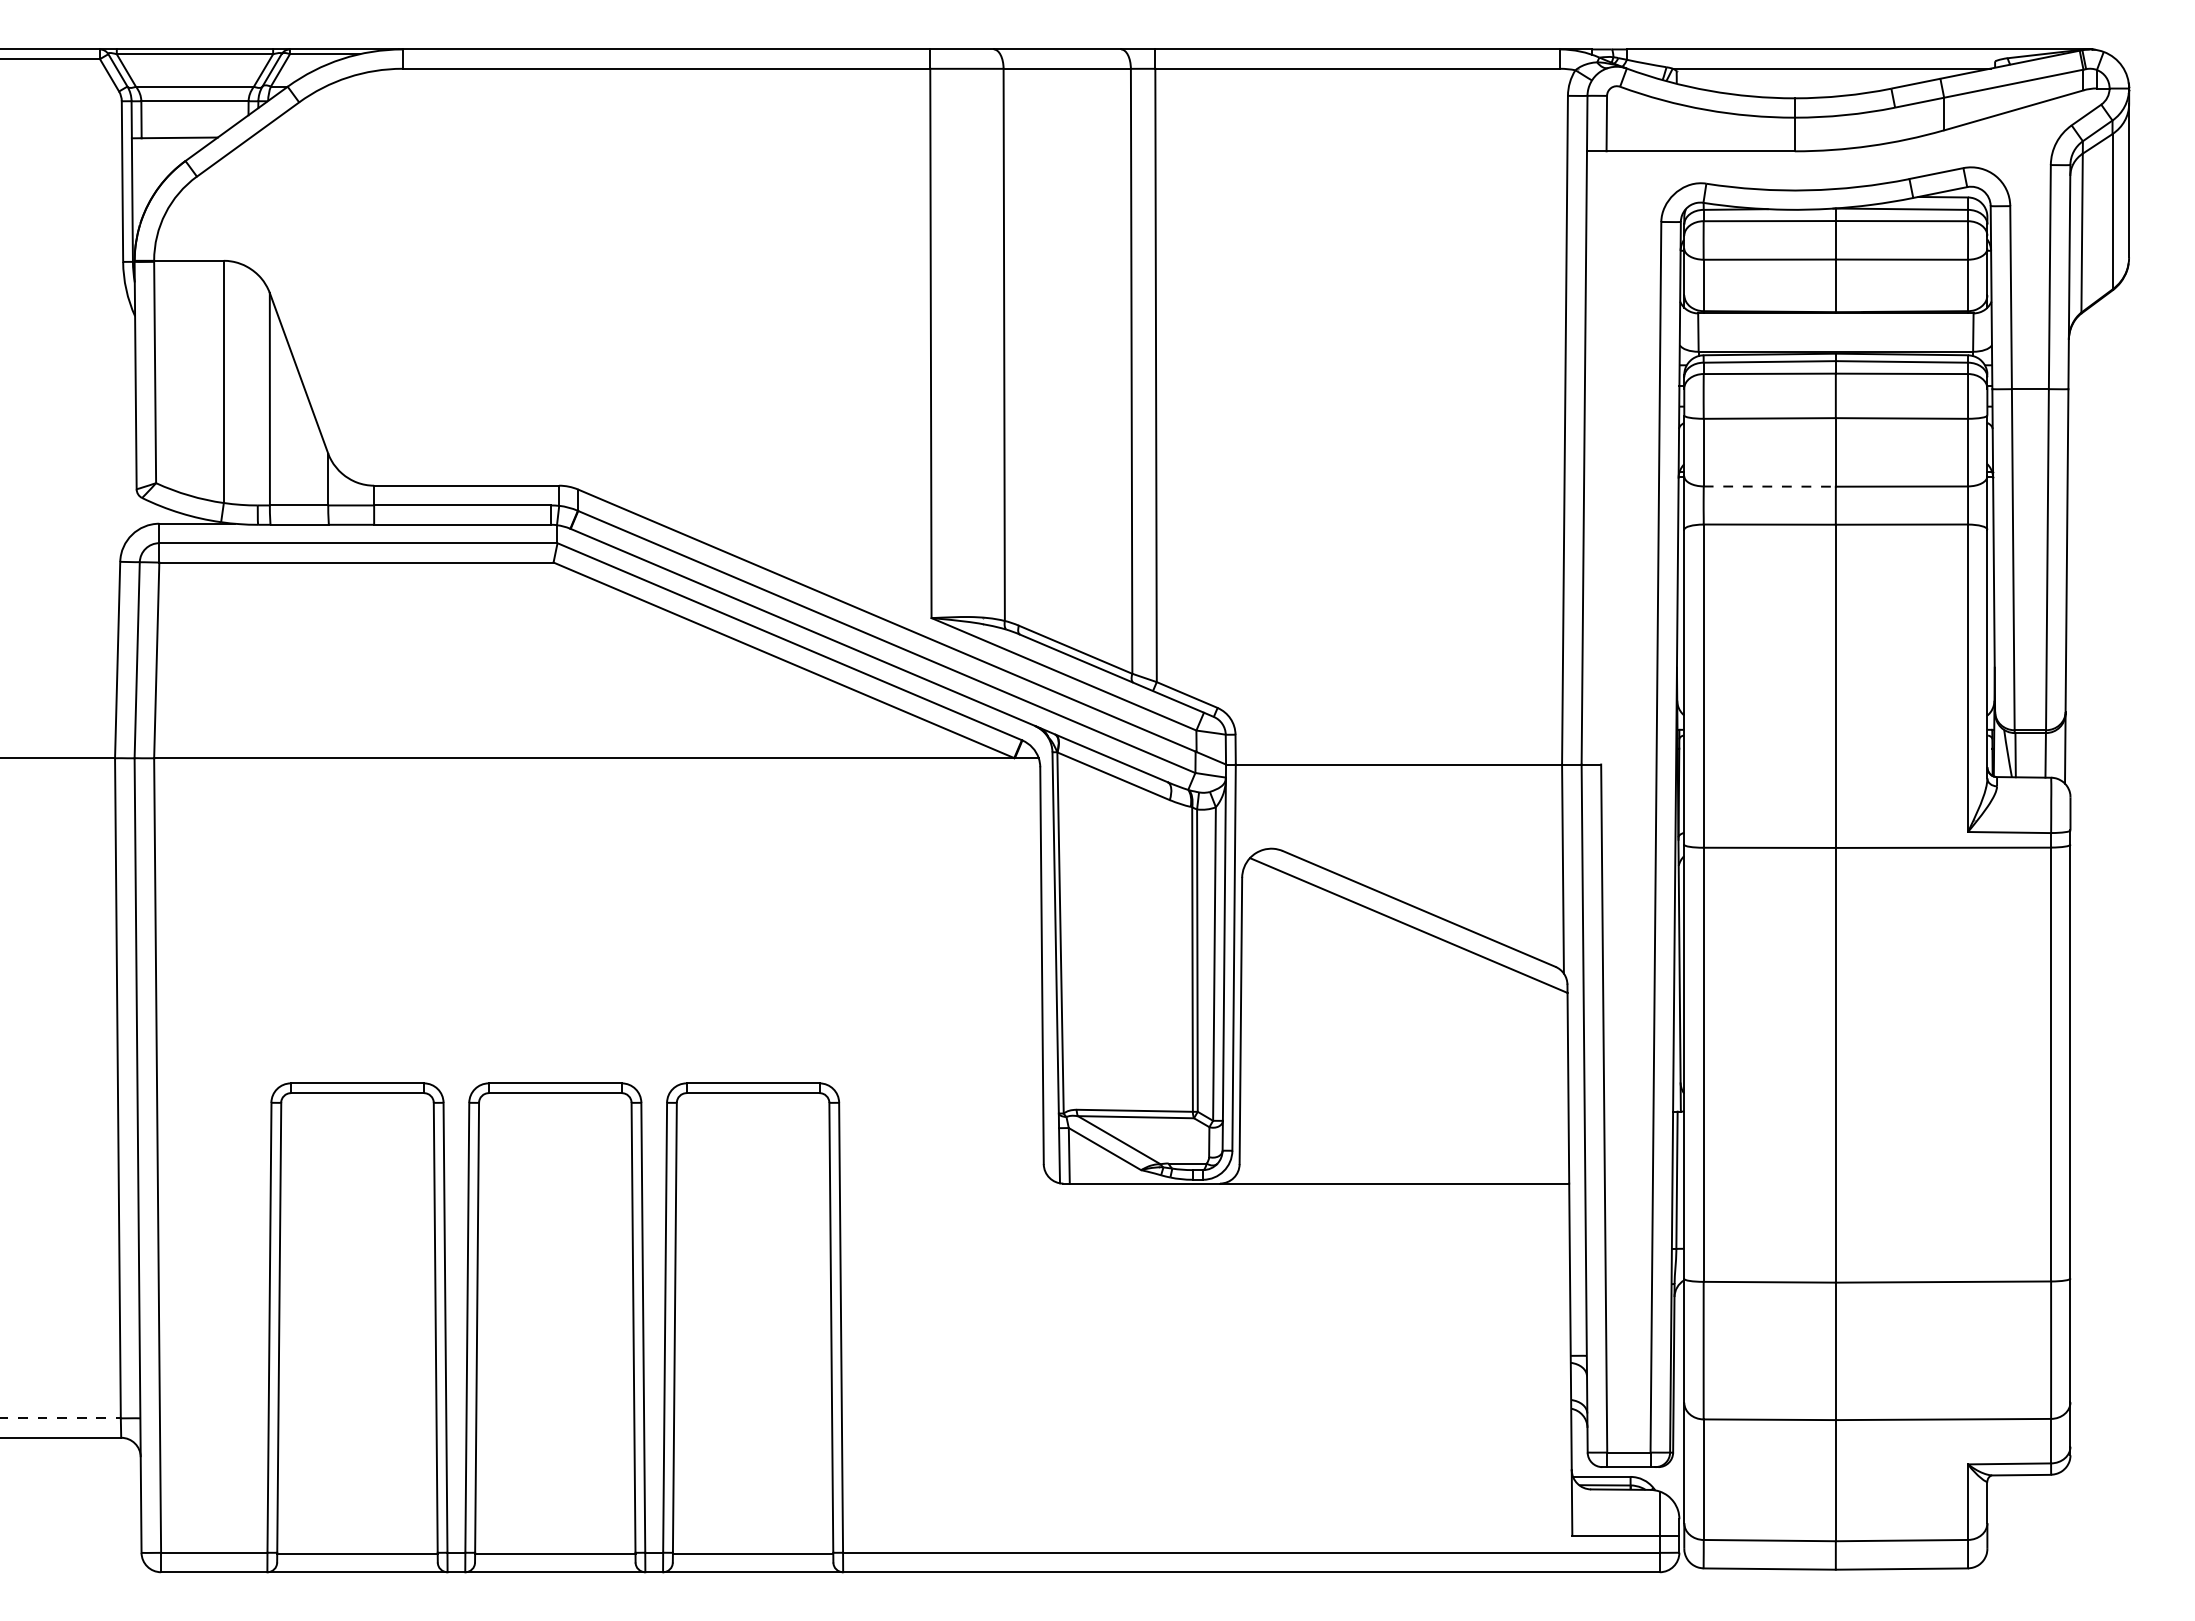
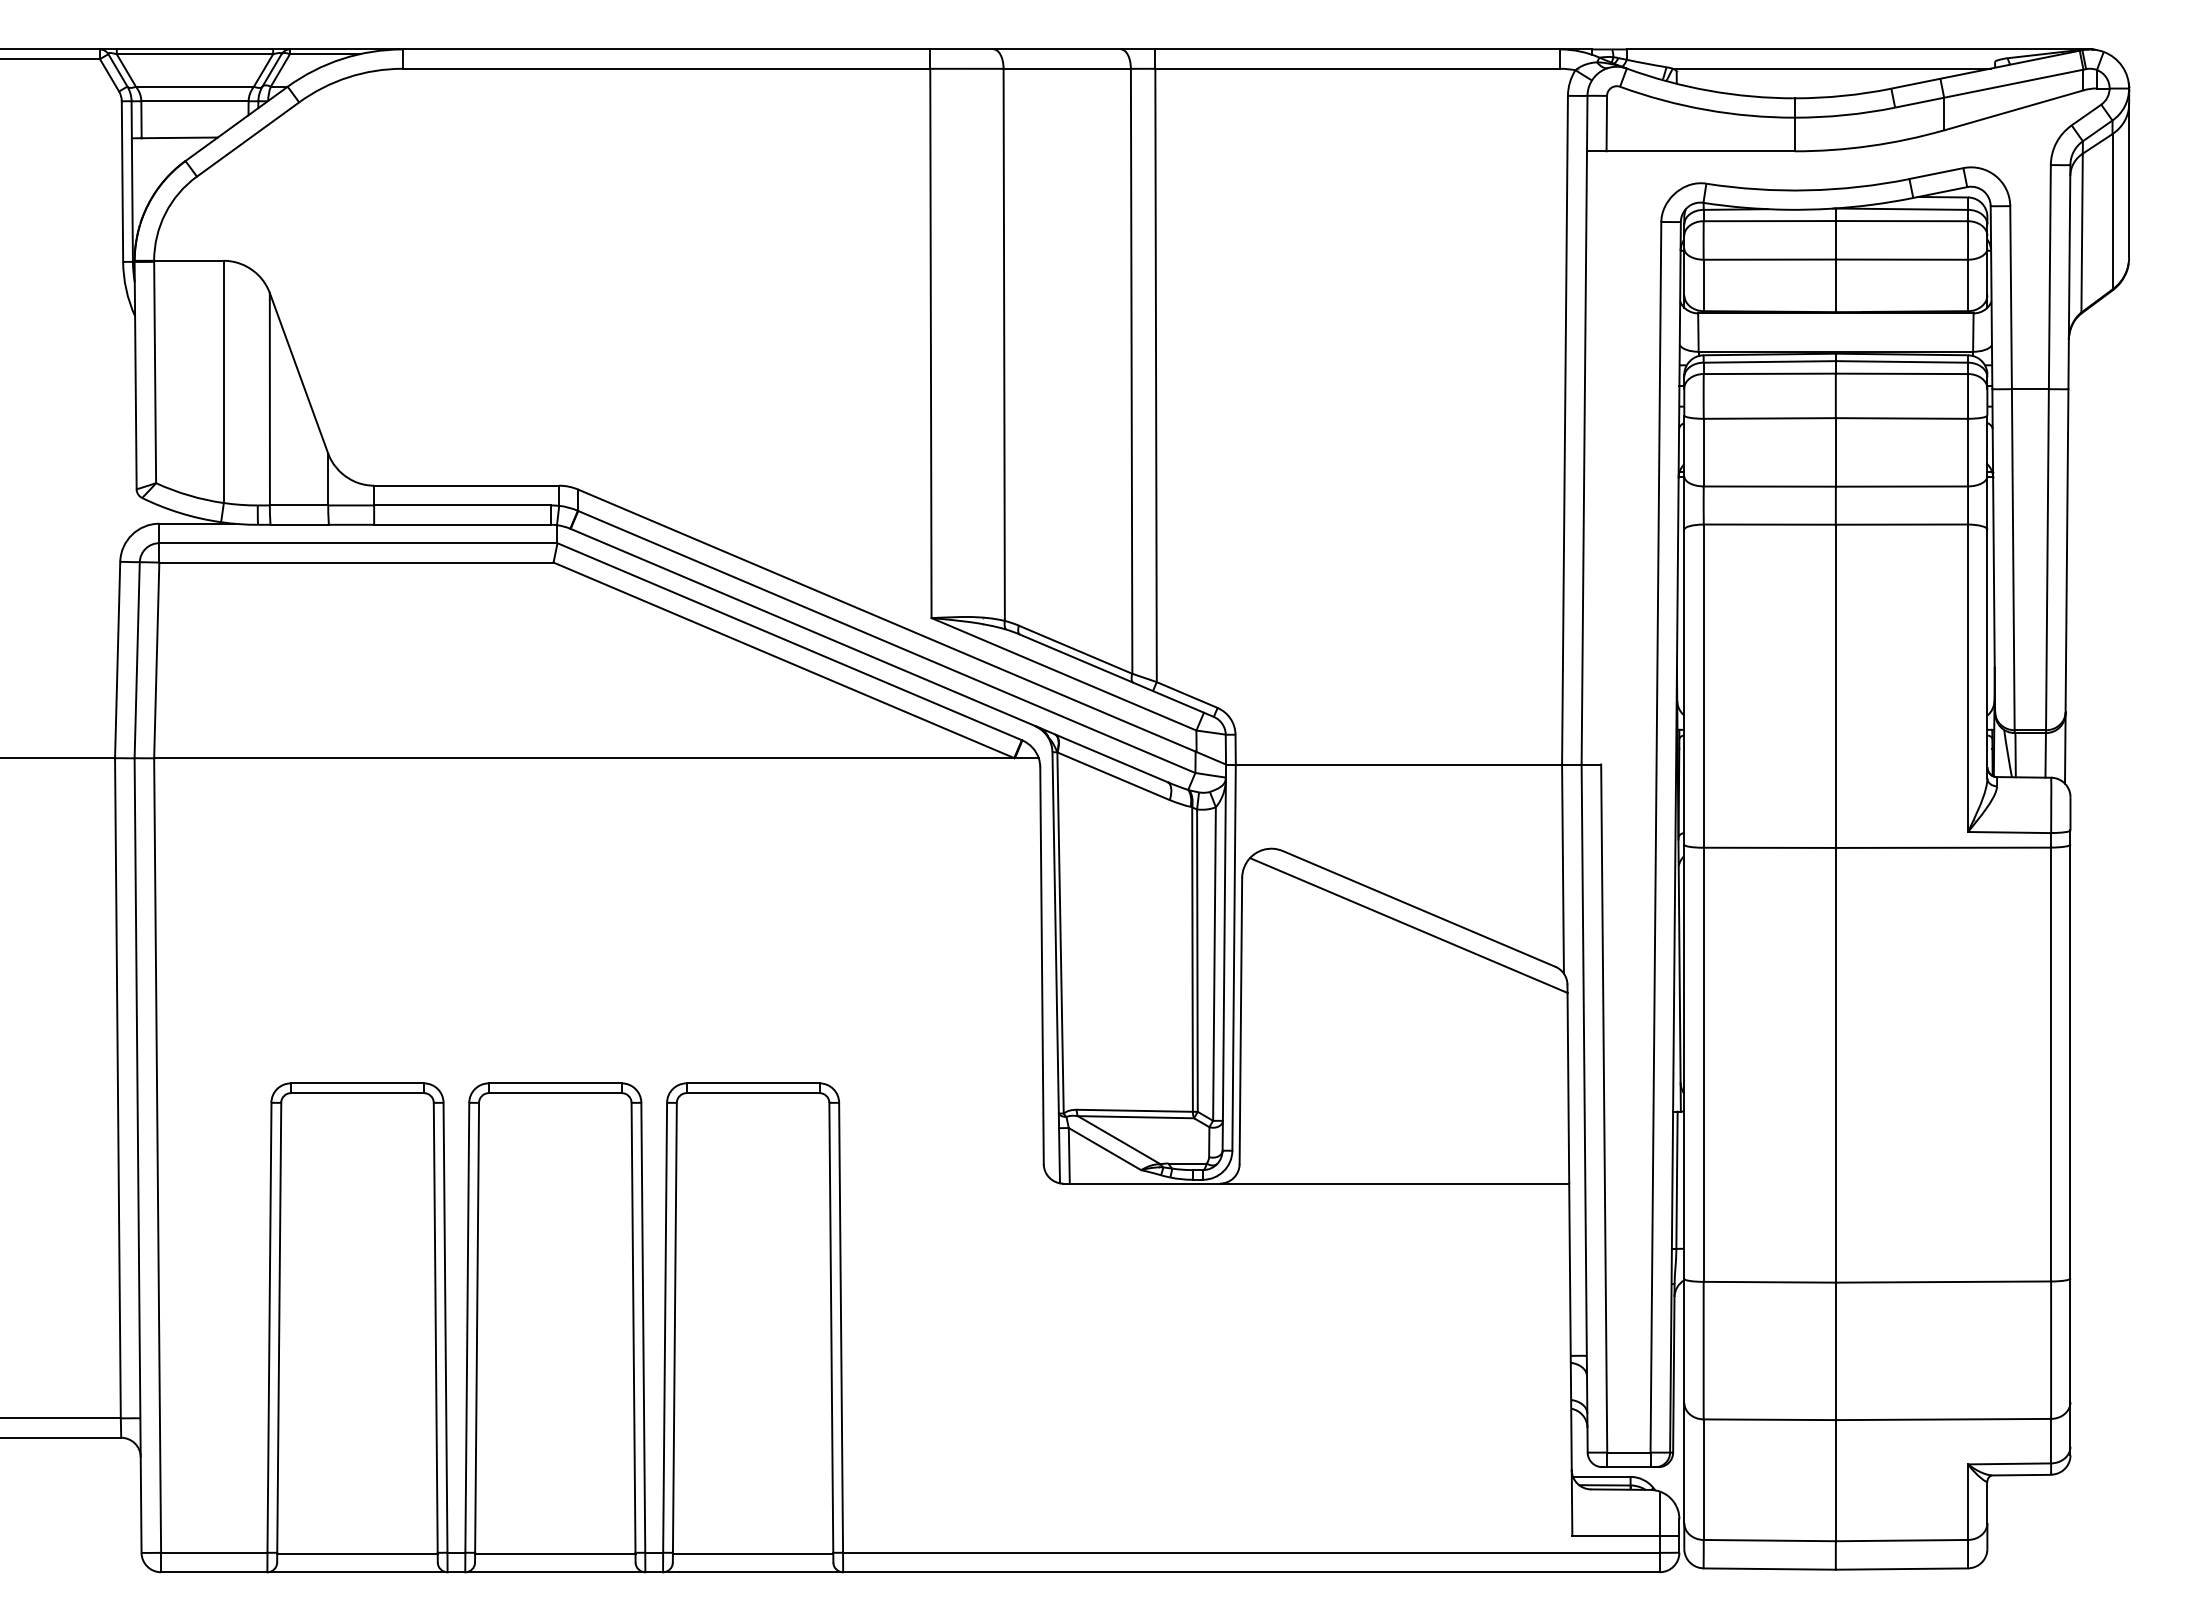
line: dashed -> solid (1770, 486)
line: dashed -> solid (60, 1418)
